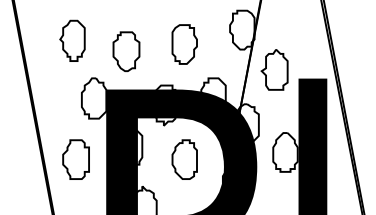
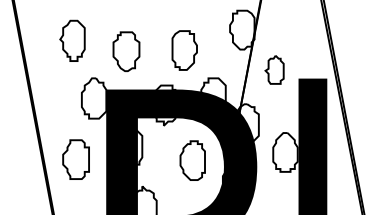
part position: (184, 44) -> (184, 50) (184, 50)
part size: 29x42 px -> 21x30 px (274, 69)
part position: (184, 159) -> (192, 160) (192, 160)
